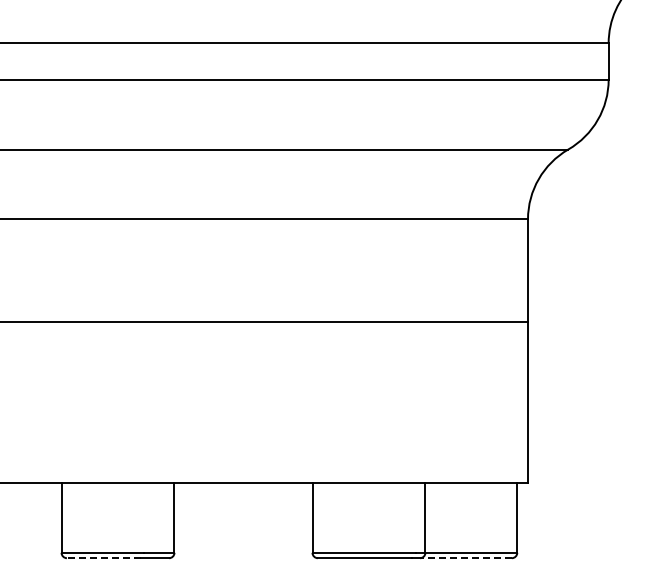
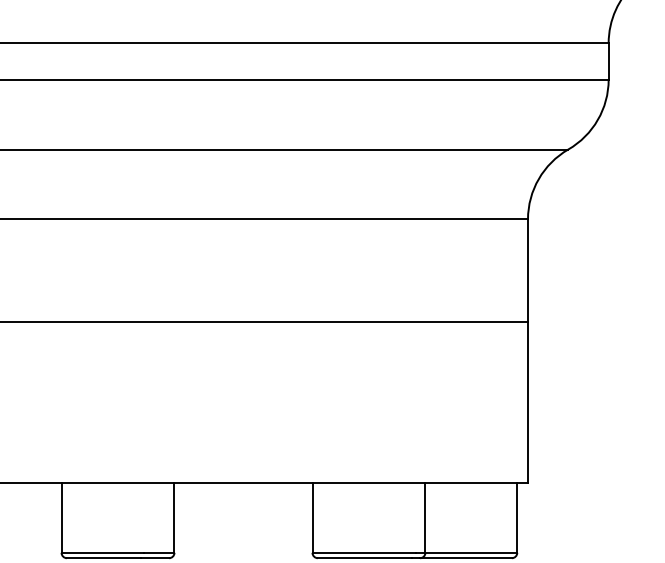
line: dashed -> solid (103, 558)
line: dashed -> solid (465, 558)
